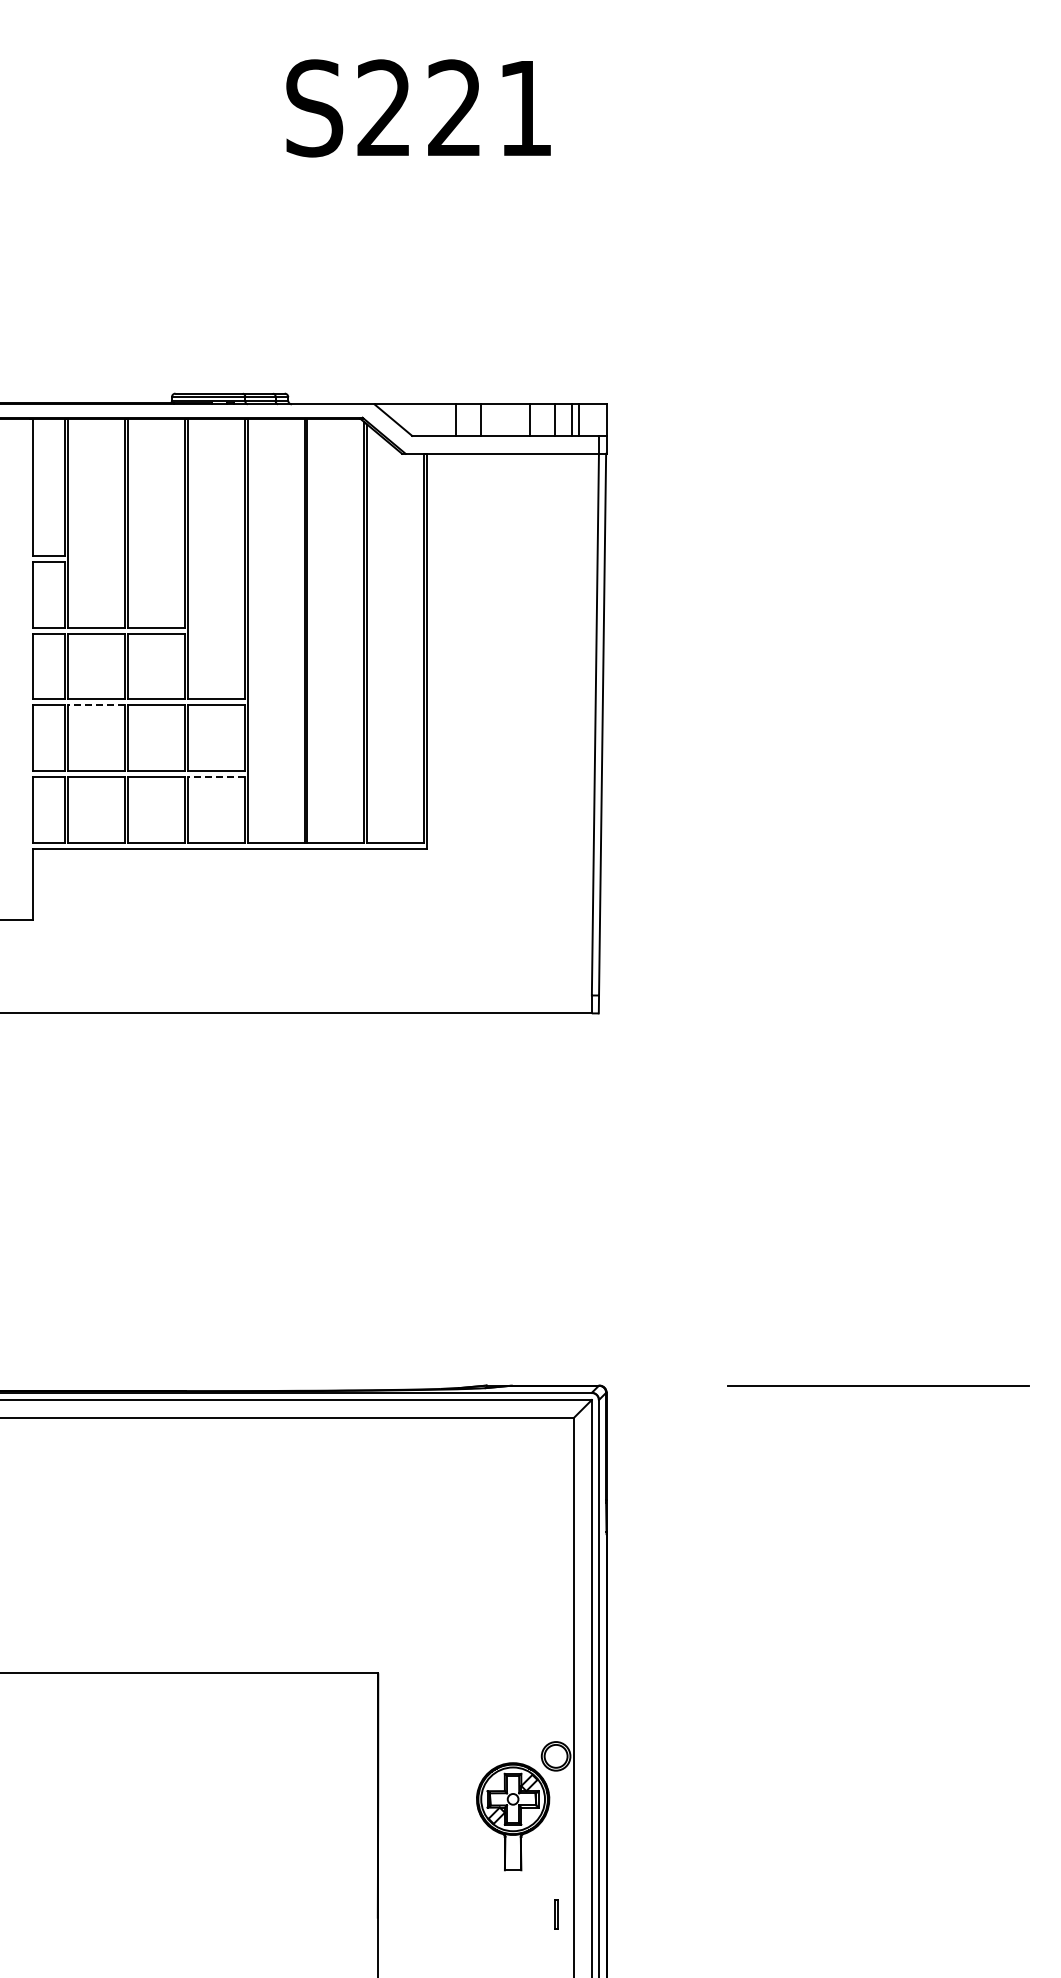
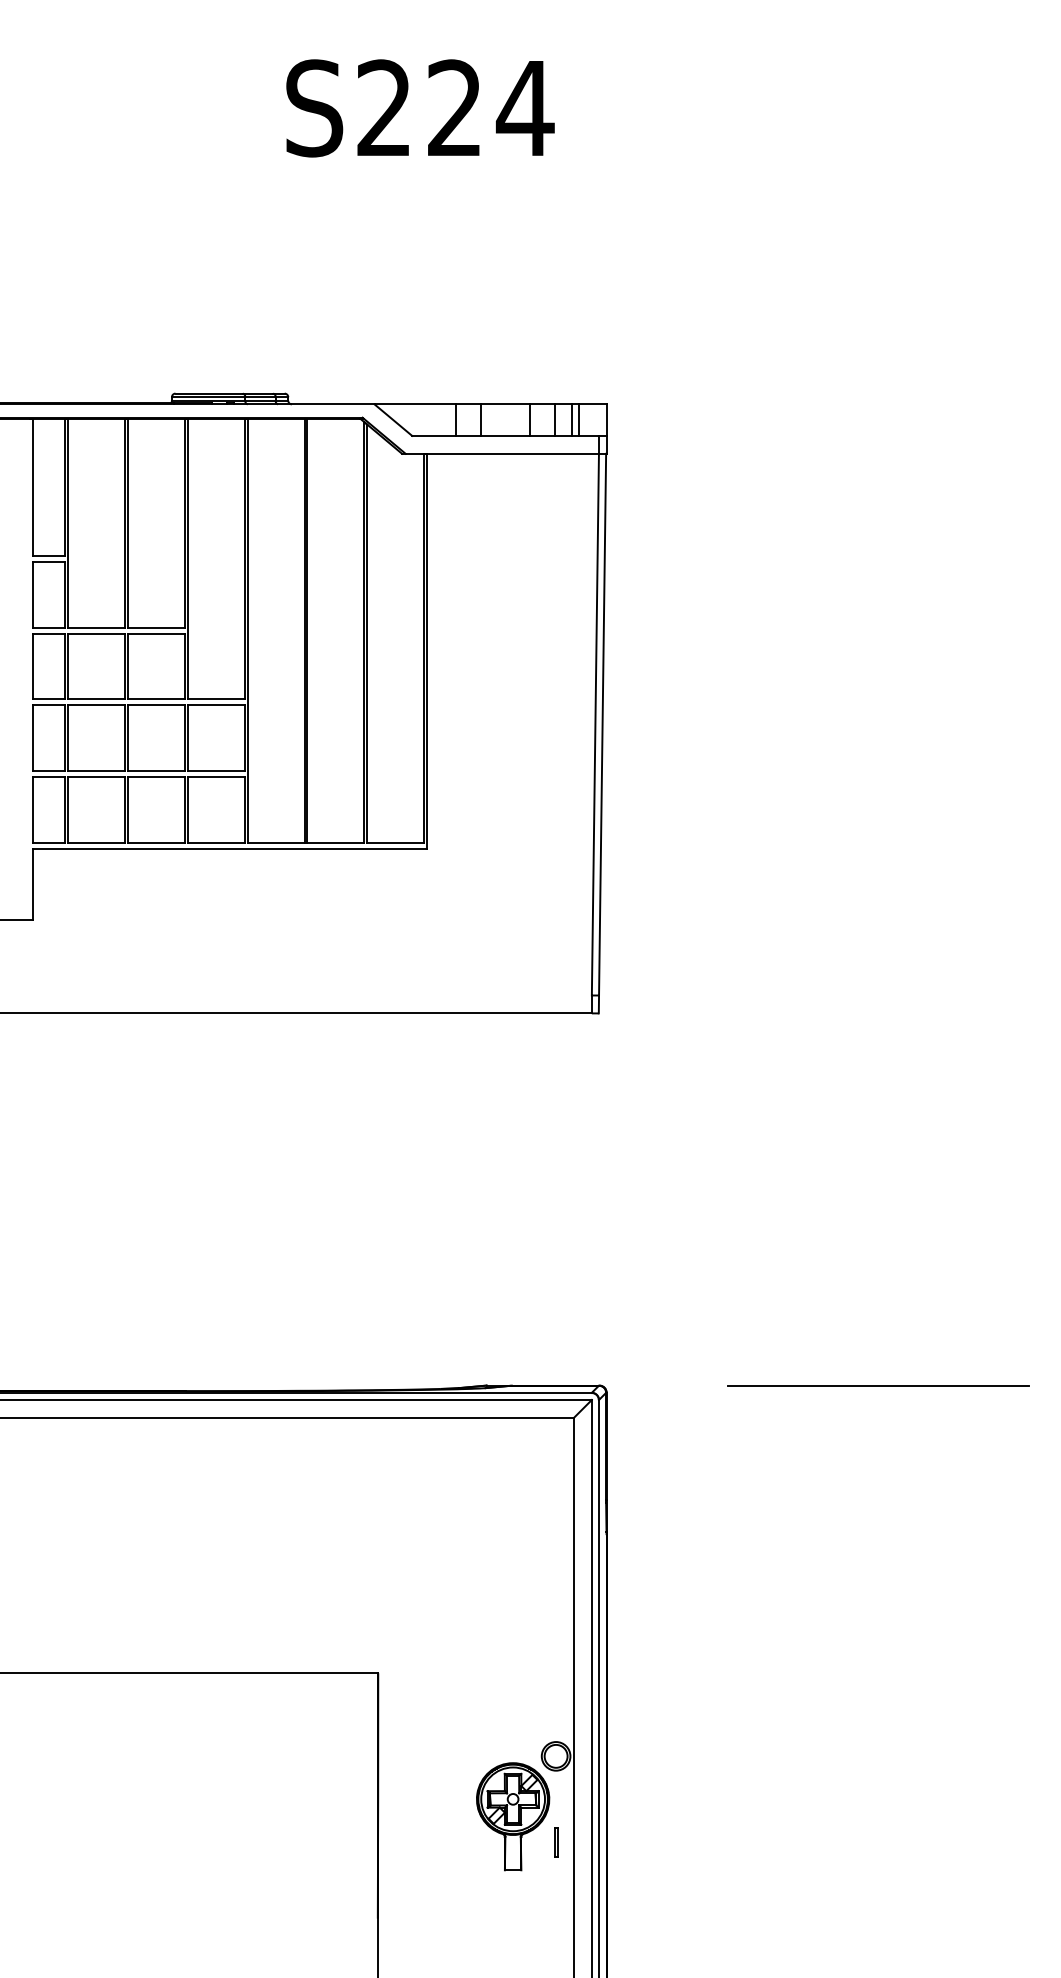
text: S221 -> S224 (524, 108)
line: dashed -> solid (96, 705)
line: dashed -> solid (215, 776)
line position: (555, 1914) -> (555, 1842) (555, 1842)
